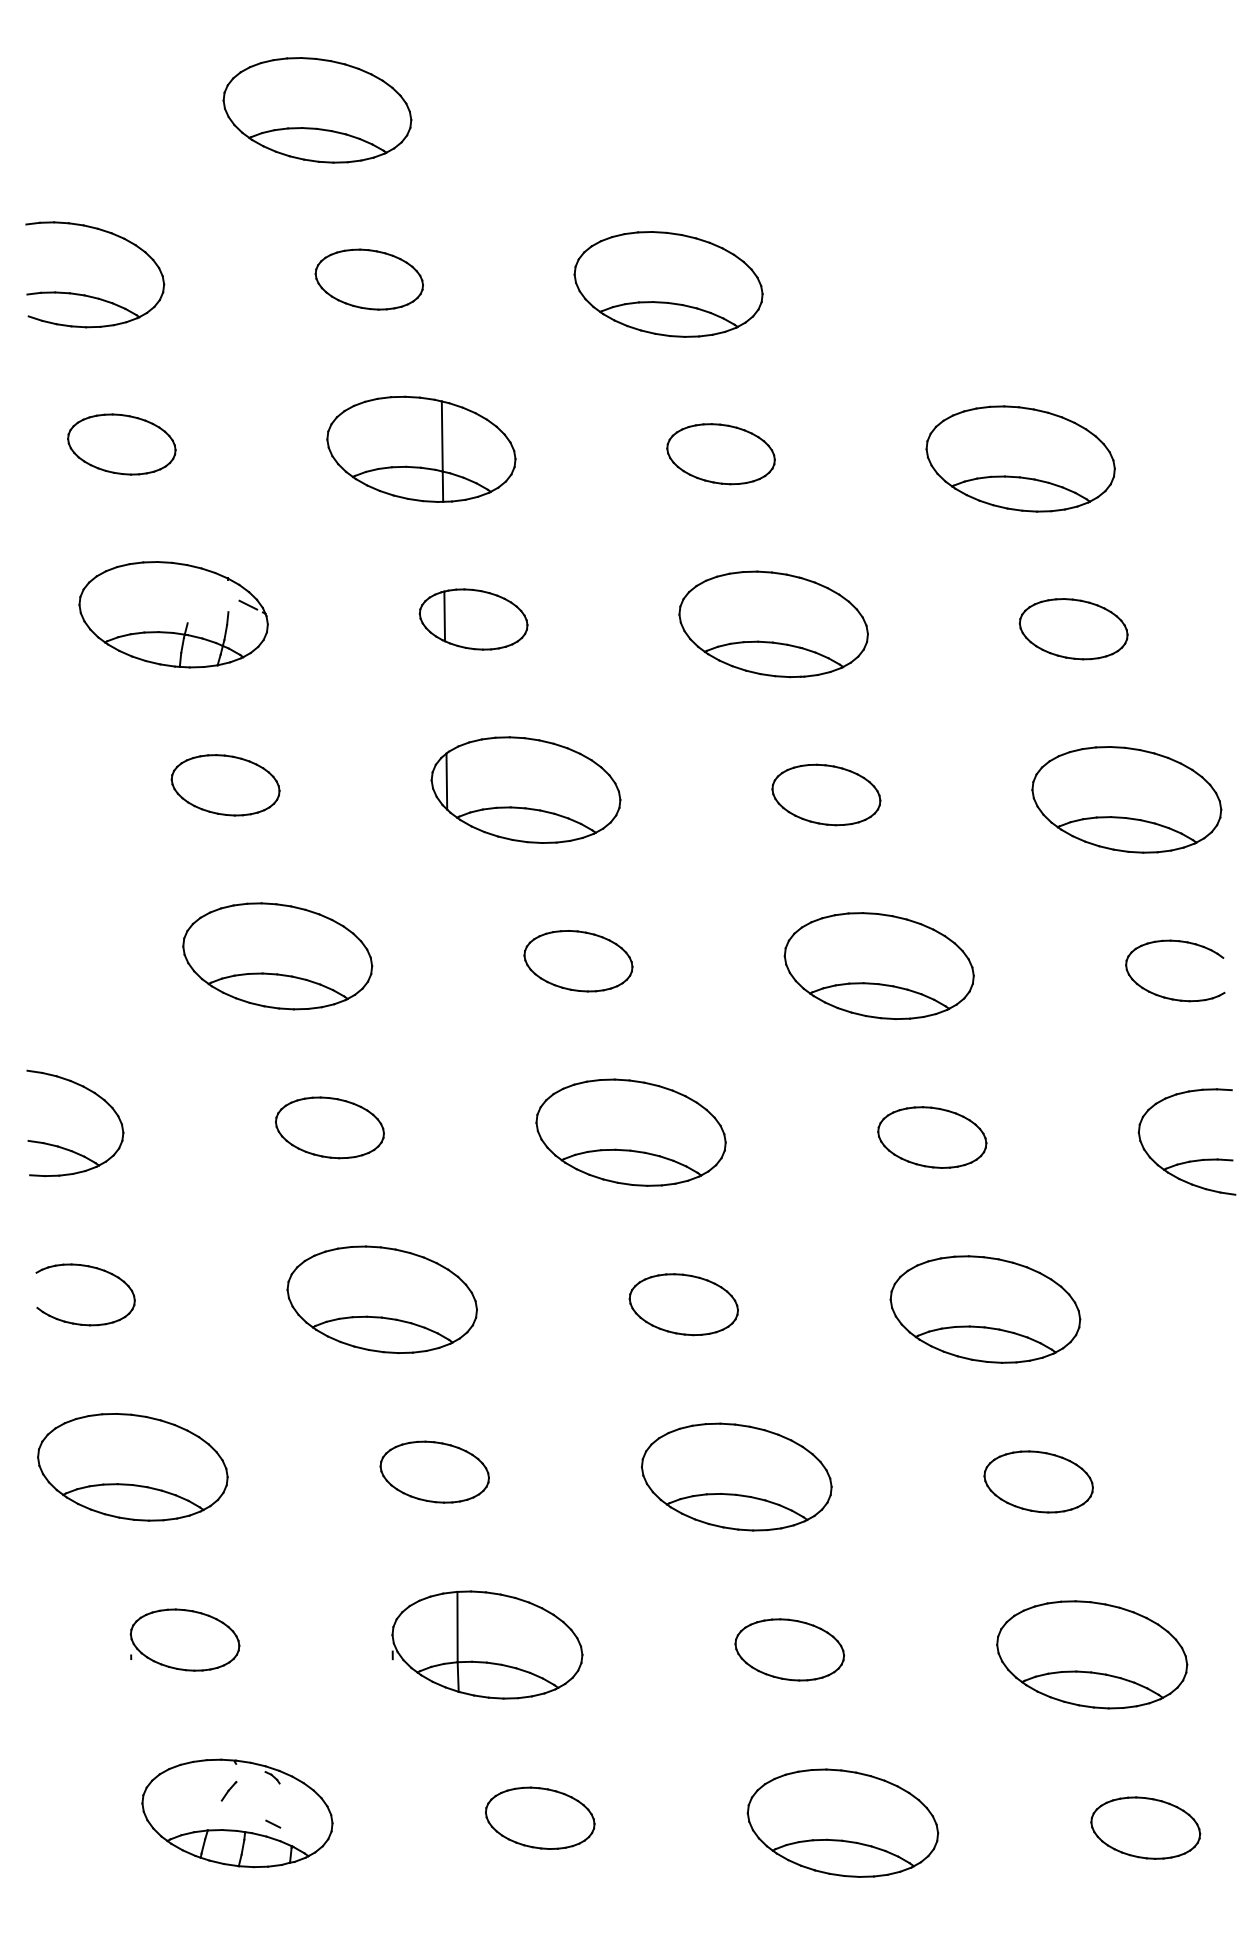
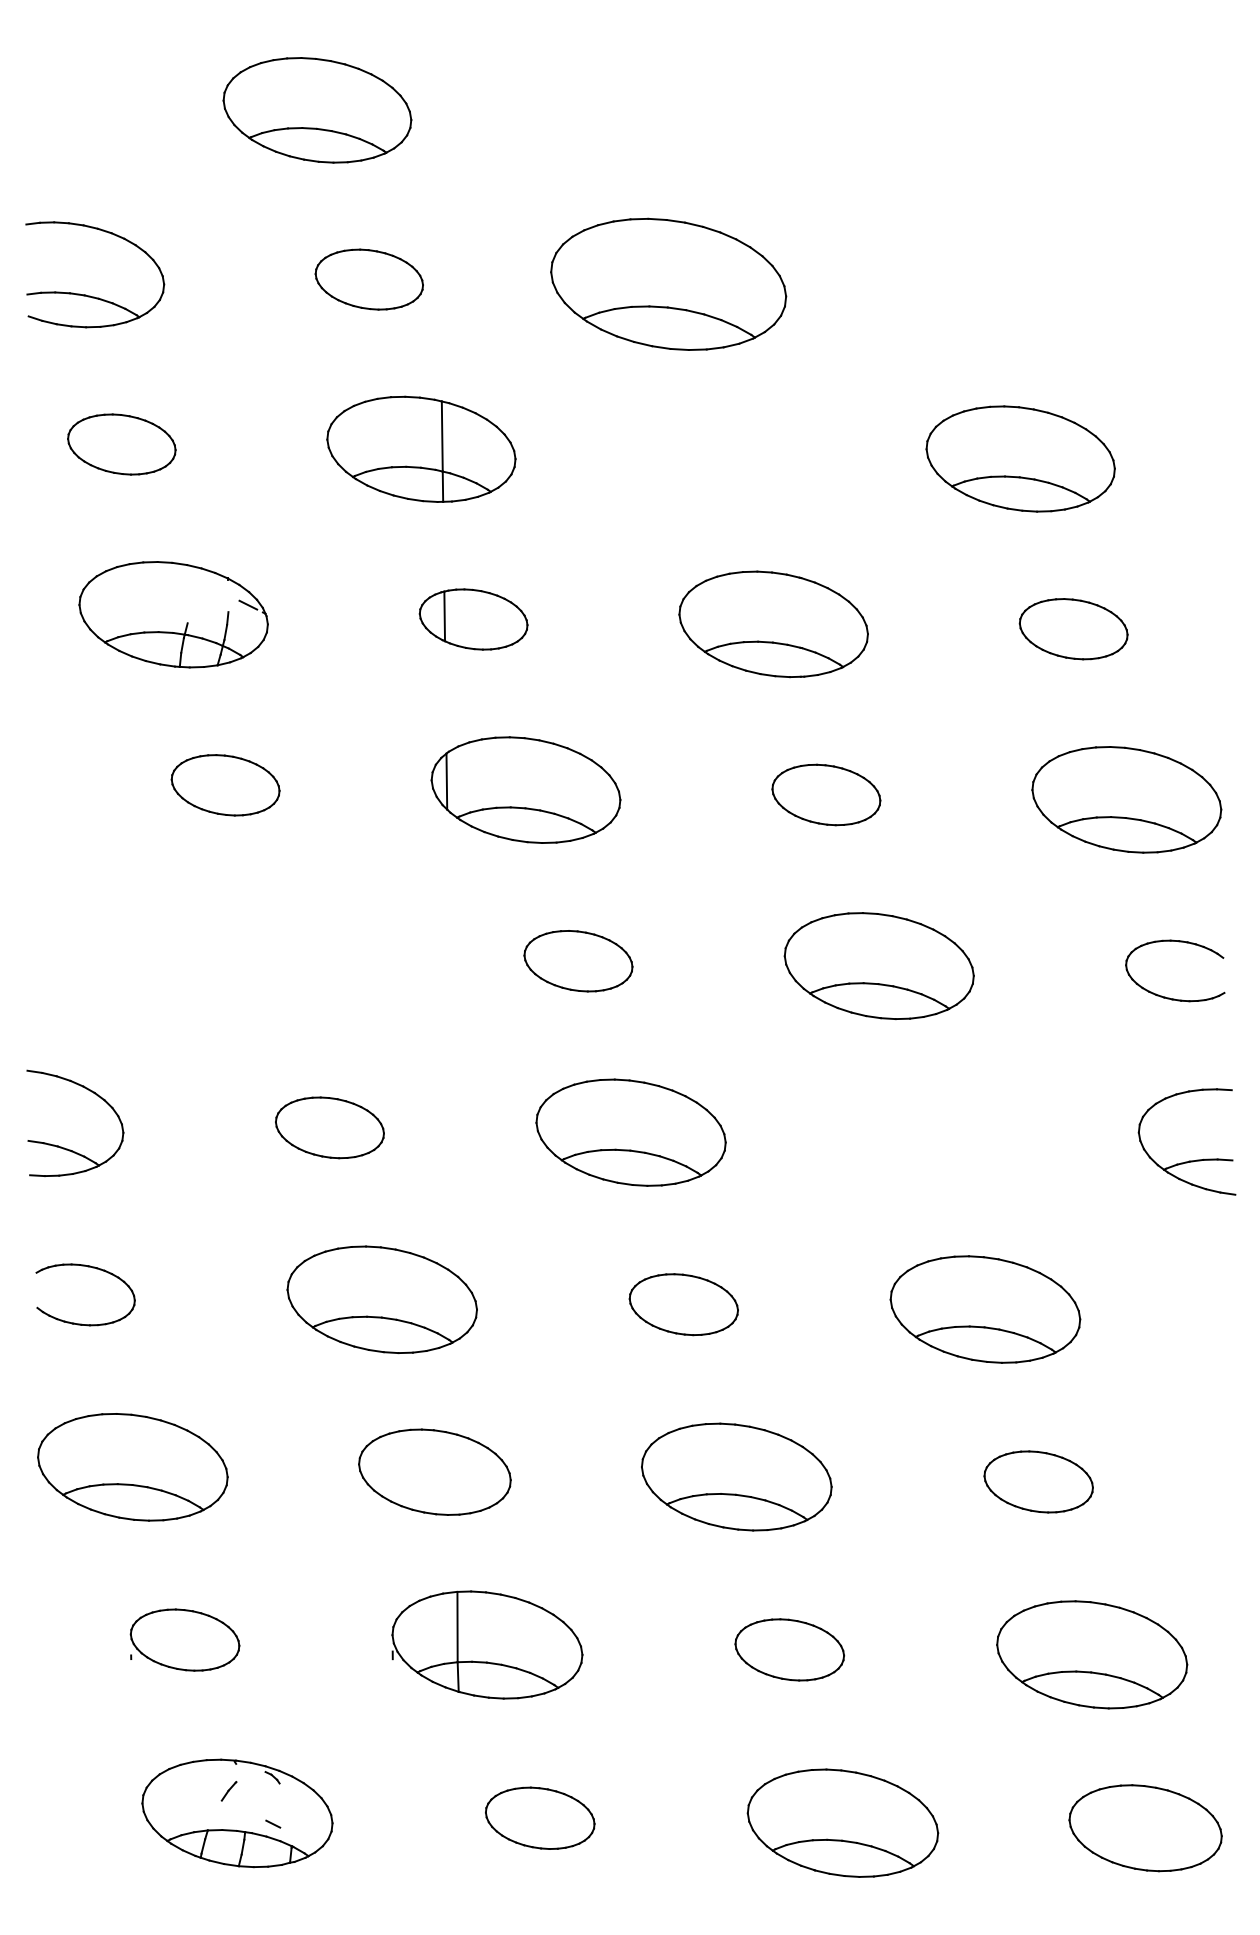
part size: 191x107 px -> 238x134 px (668, 283)
part: present -> none (720, 454)
part: present -> none (277, 956)
part: present -> none (932, 1137)
part size: 111x64 px -> 154x88 px (434, 1471)
part size: 112x64 px -> 155x89 px (1145, 1828)
